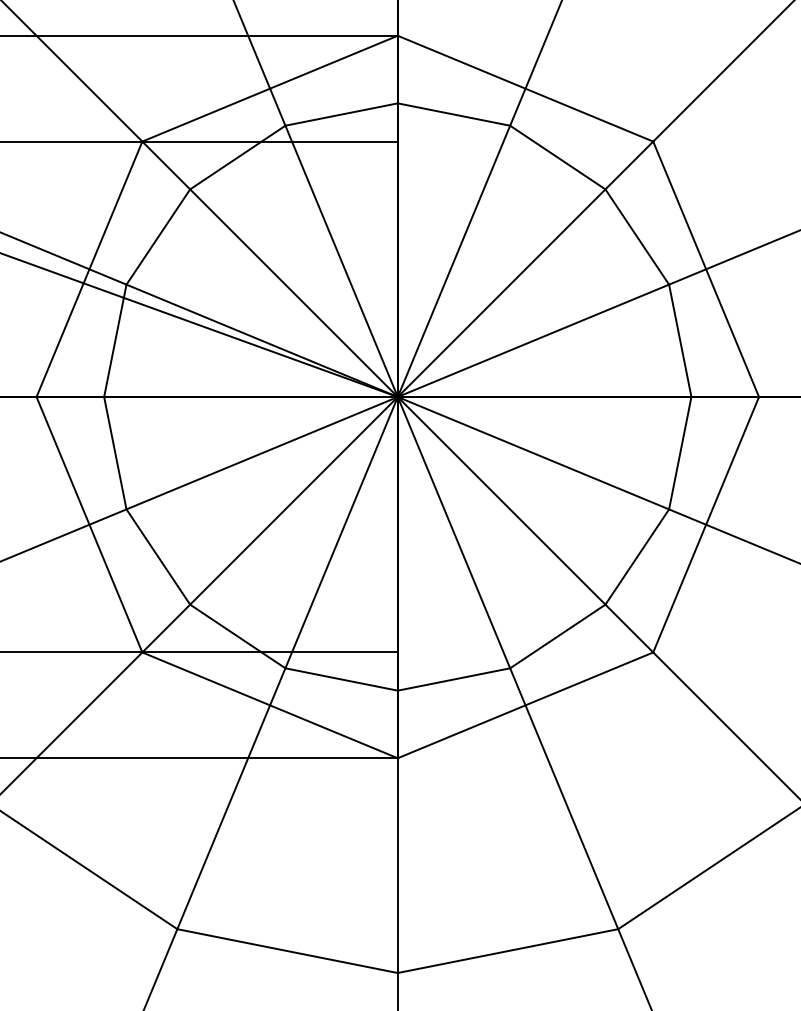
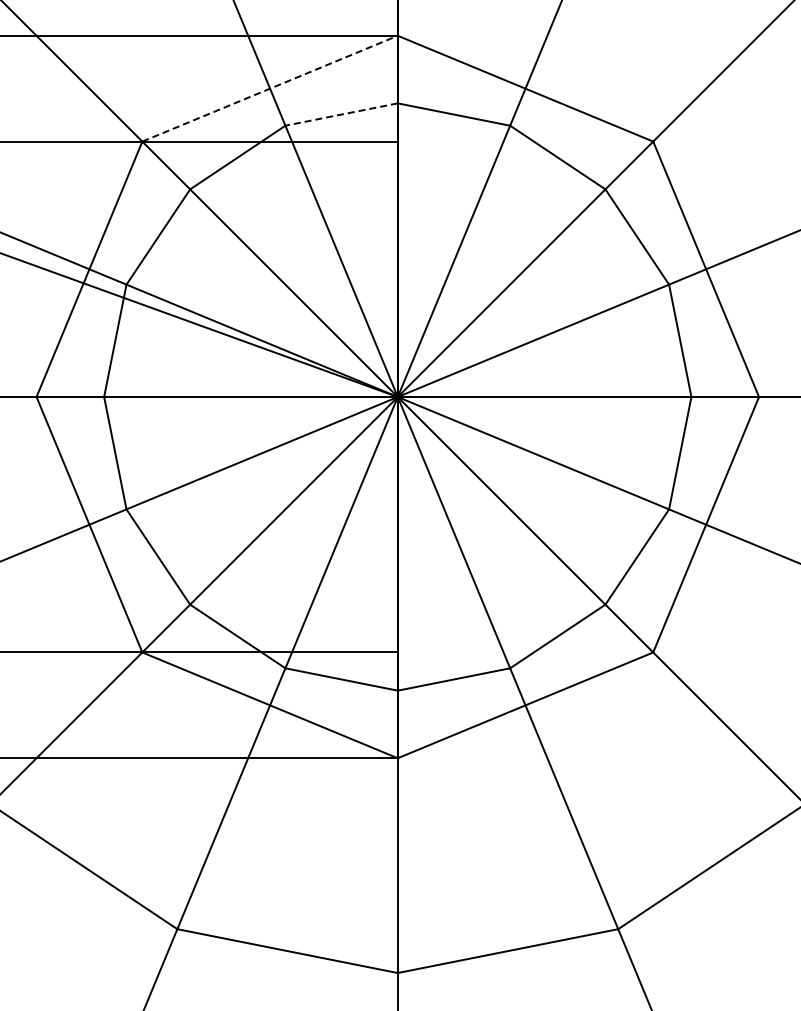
line: solid -> dashed (270, 88)
line: solid -> dashed (341, 114)
